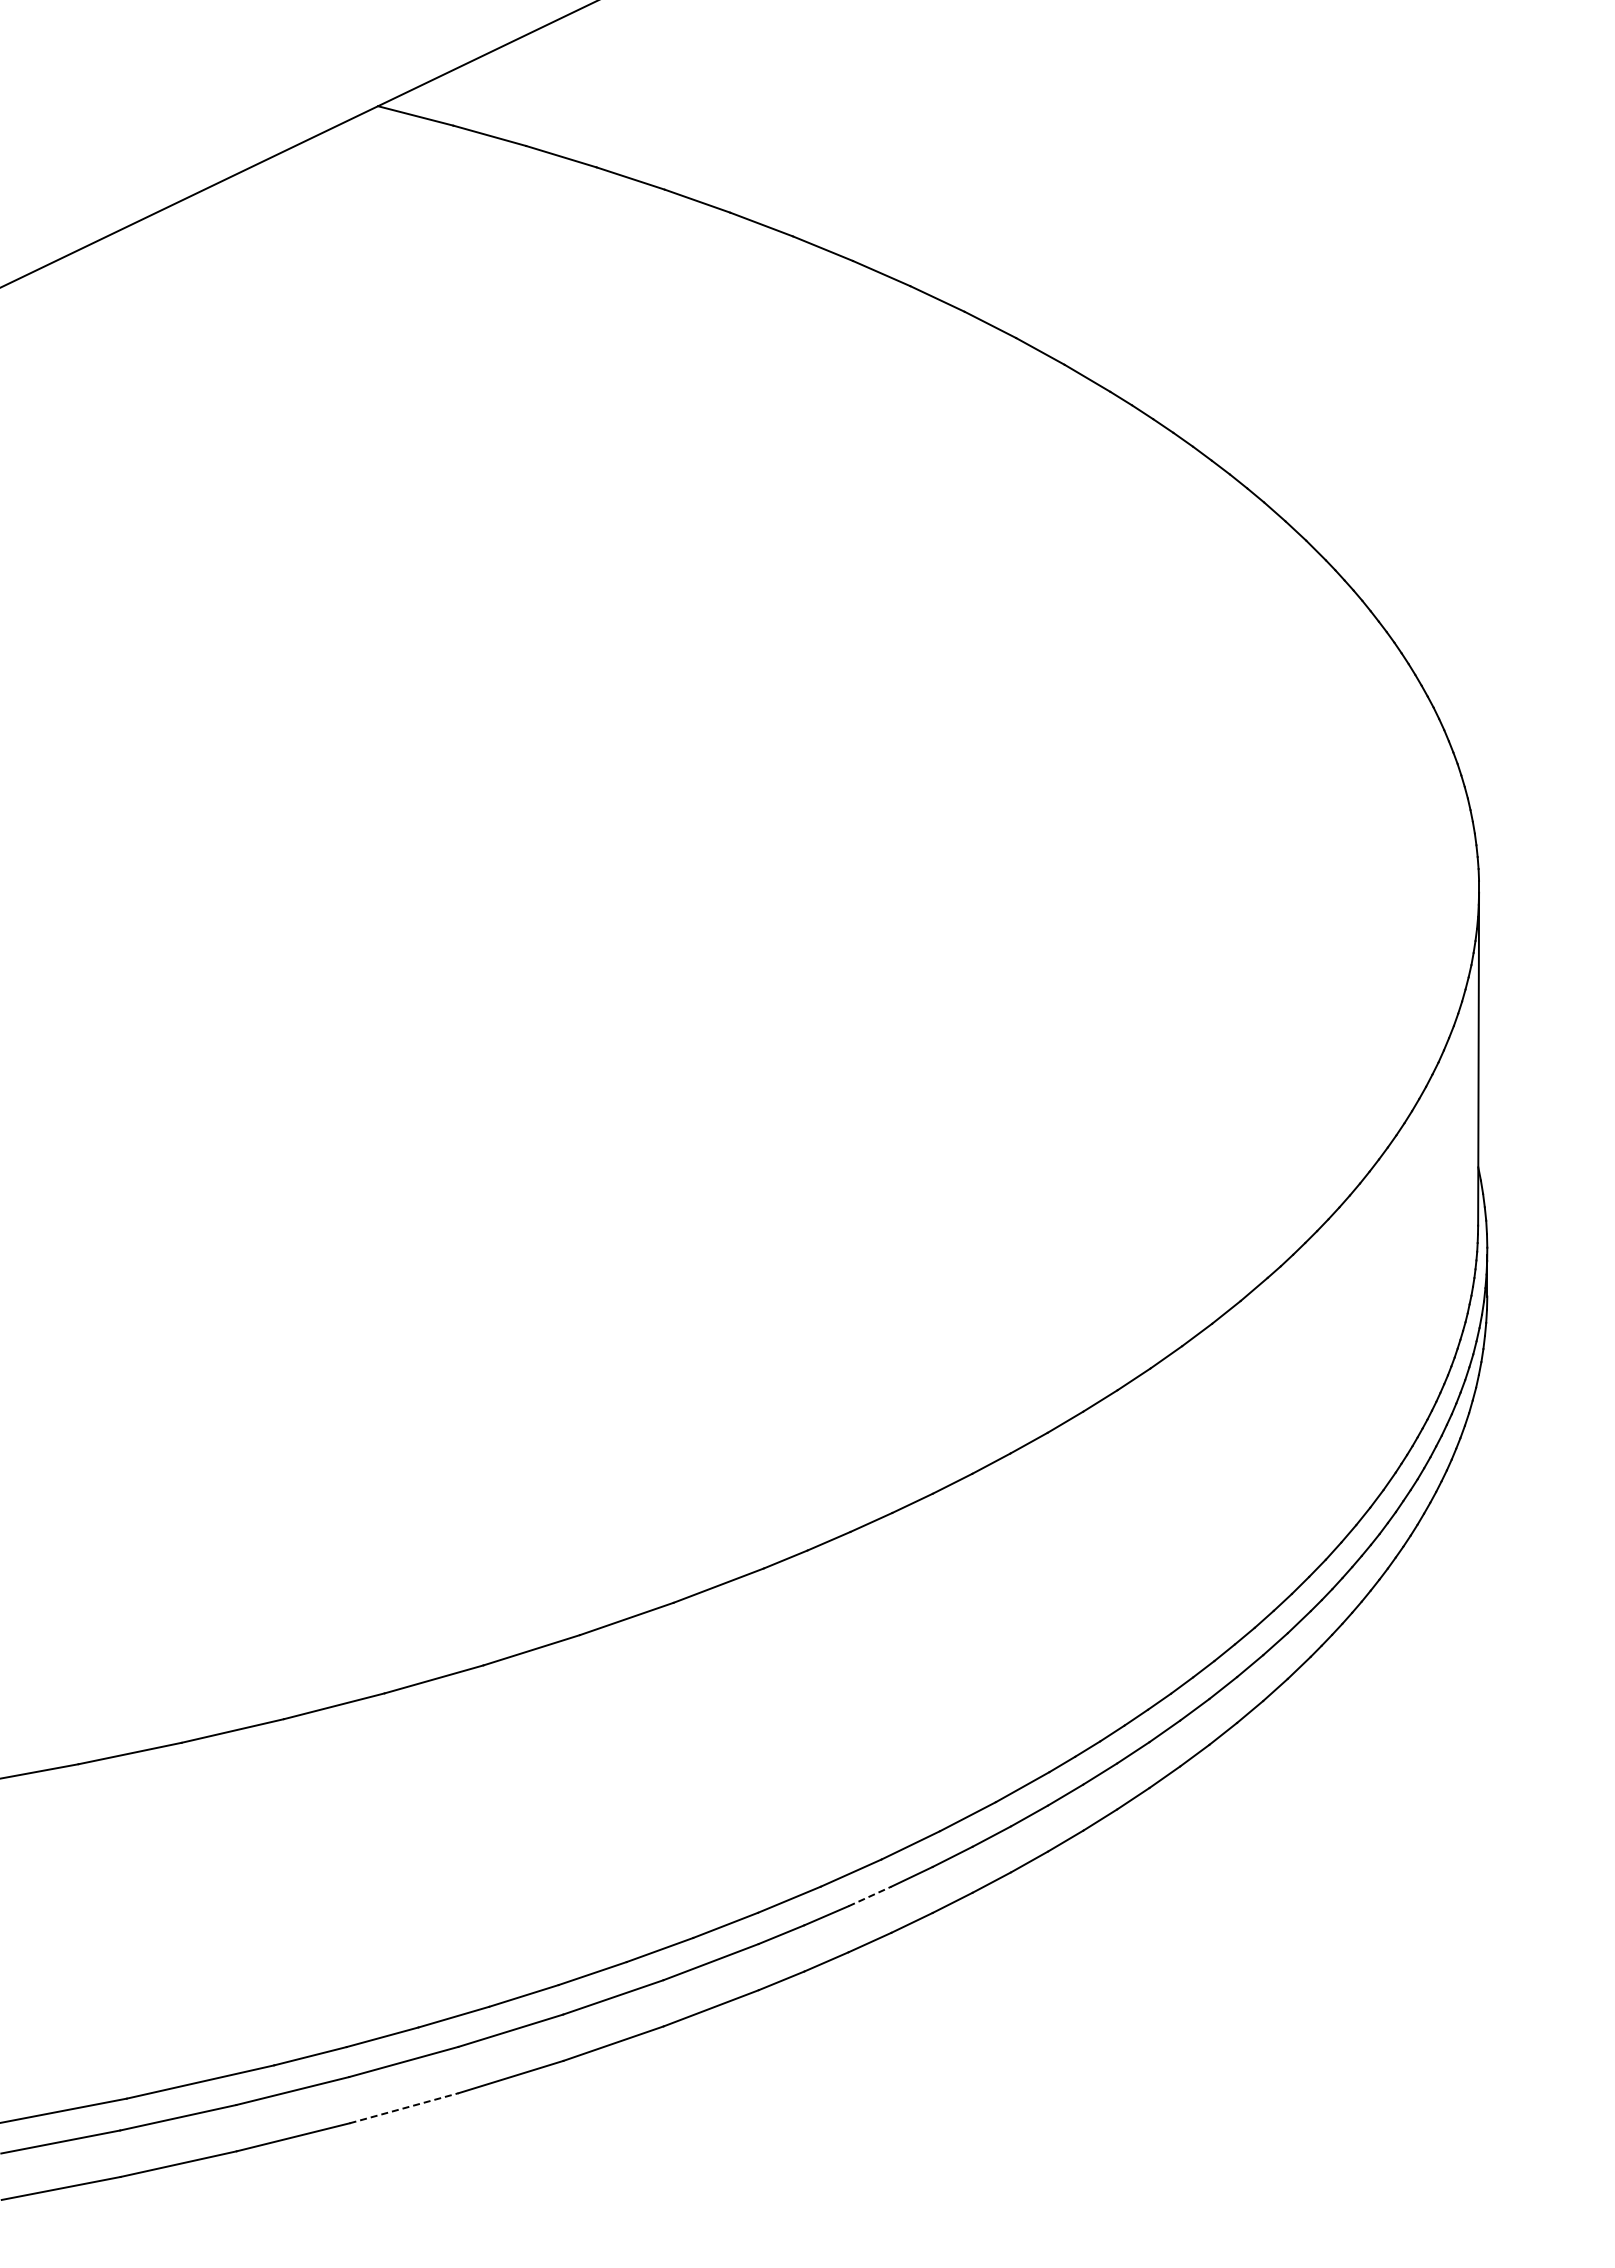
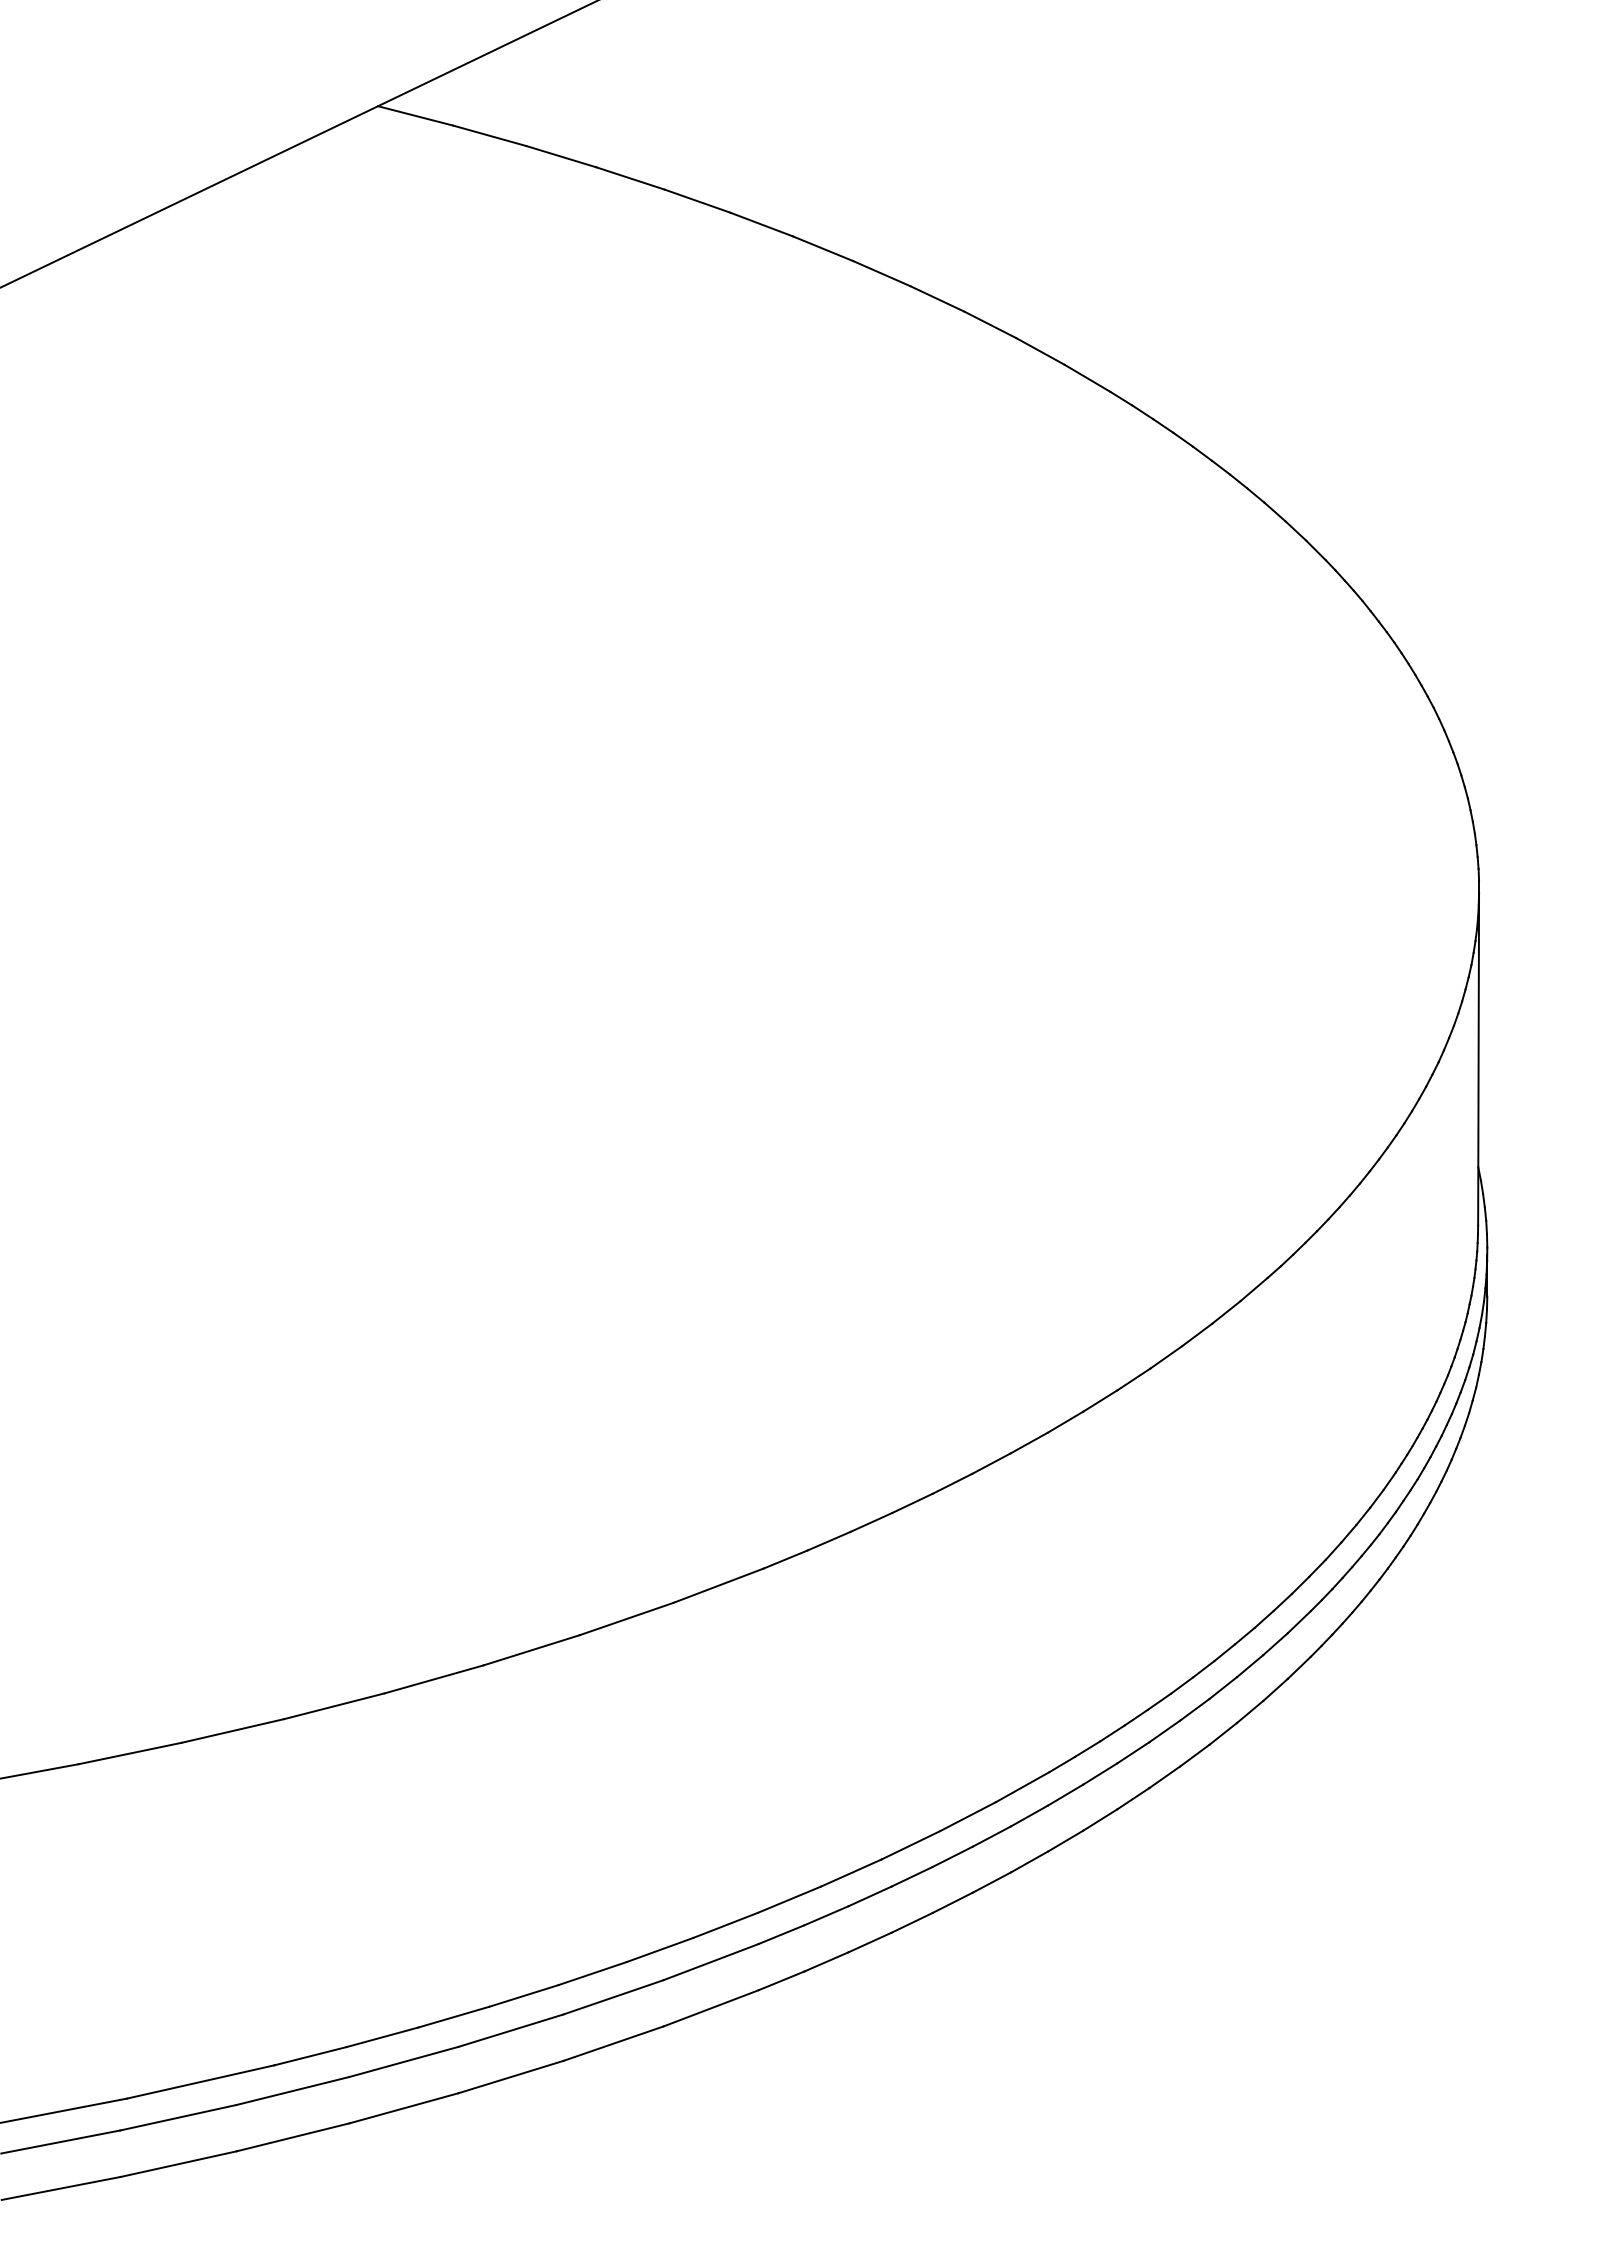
line: dashed -> solid (869, 1896)
line: dashed -> solid (404, 2108)
